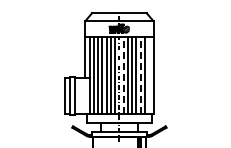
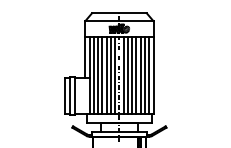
line: dashed -> solid (123, 74)
line: dashed -> solid (140, 74)
line: none -> present (149, 74)
